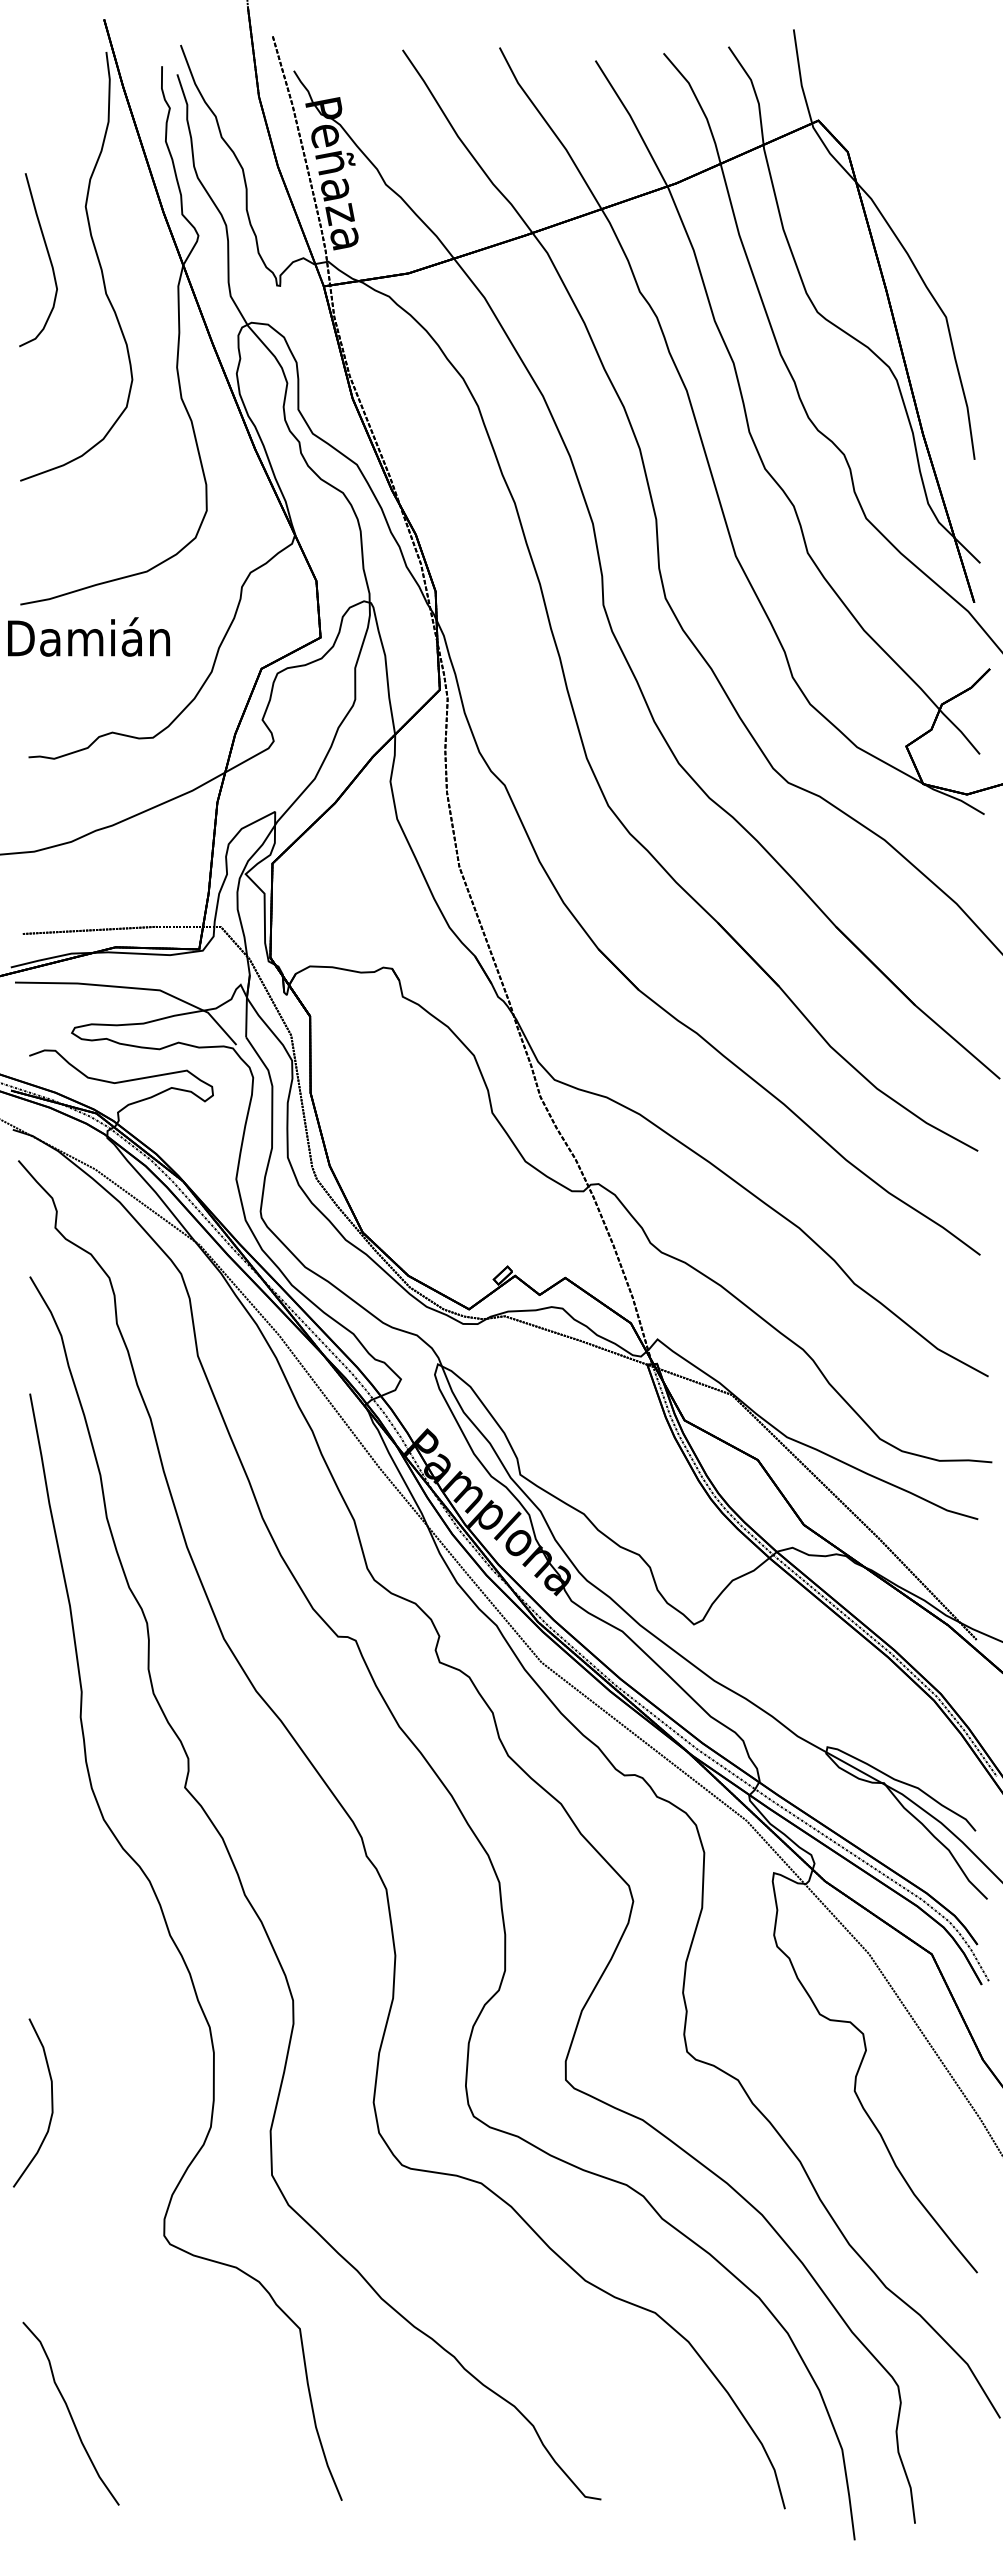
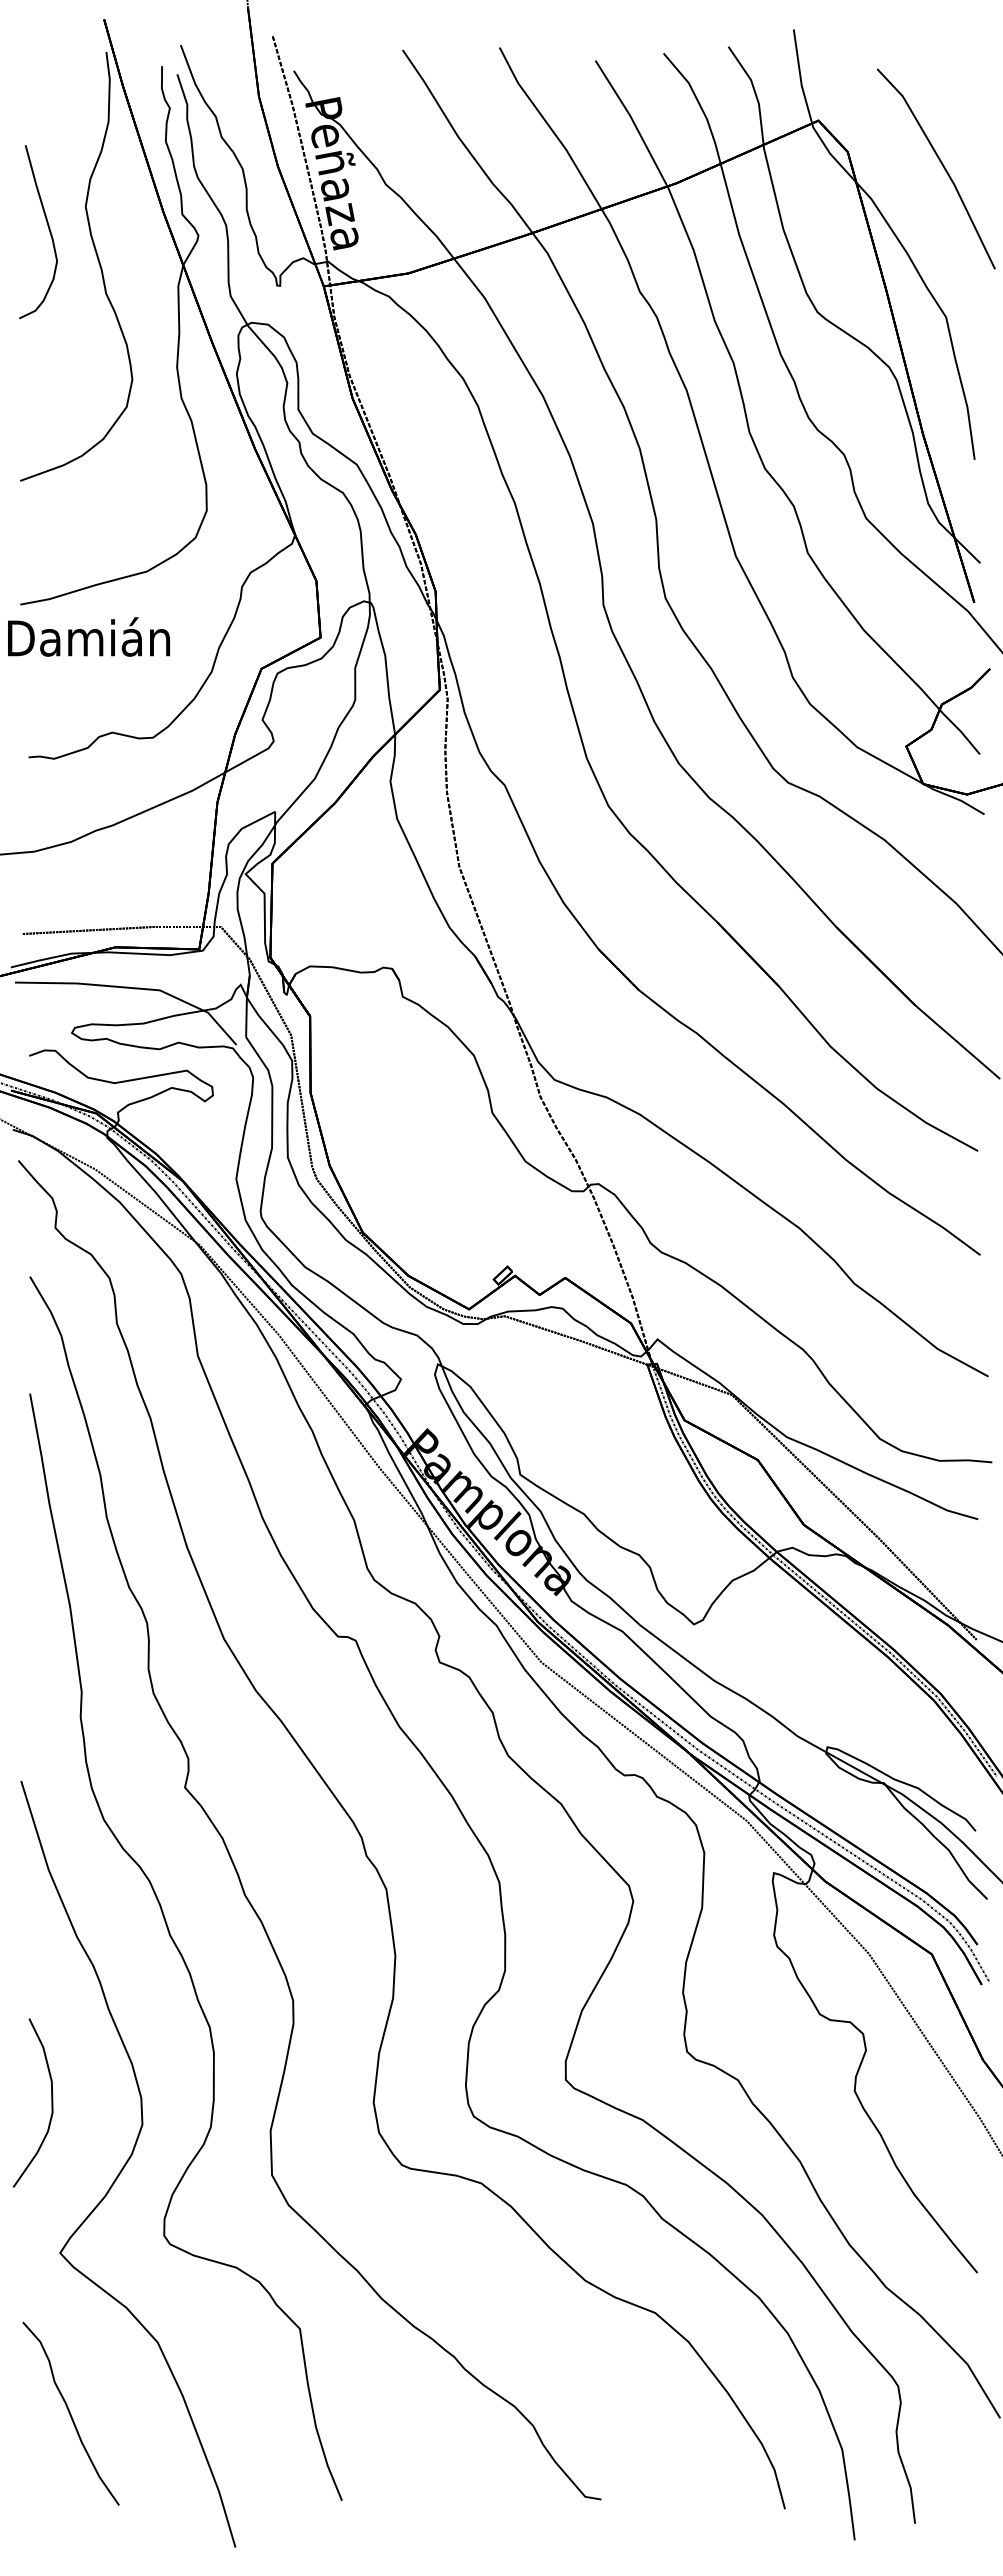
part: none -> present (940, 163)
curve position: (48, 257) -> (48, 229) (48, 229)
curve: none -> present (127, 2163)
